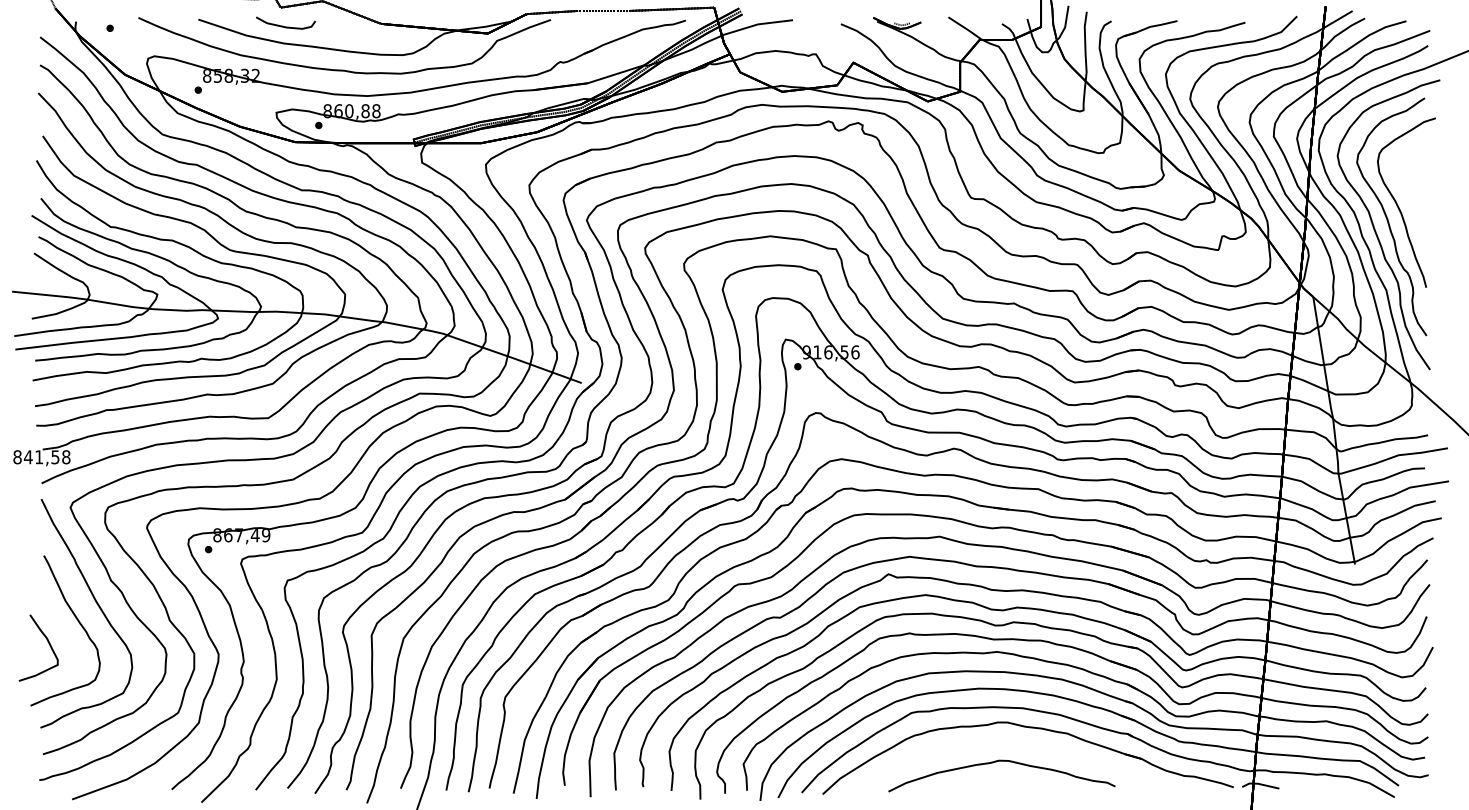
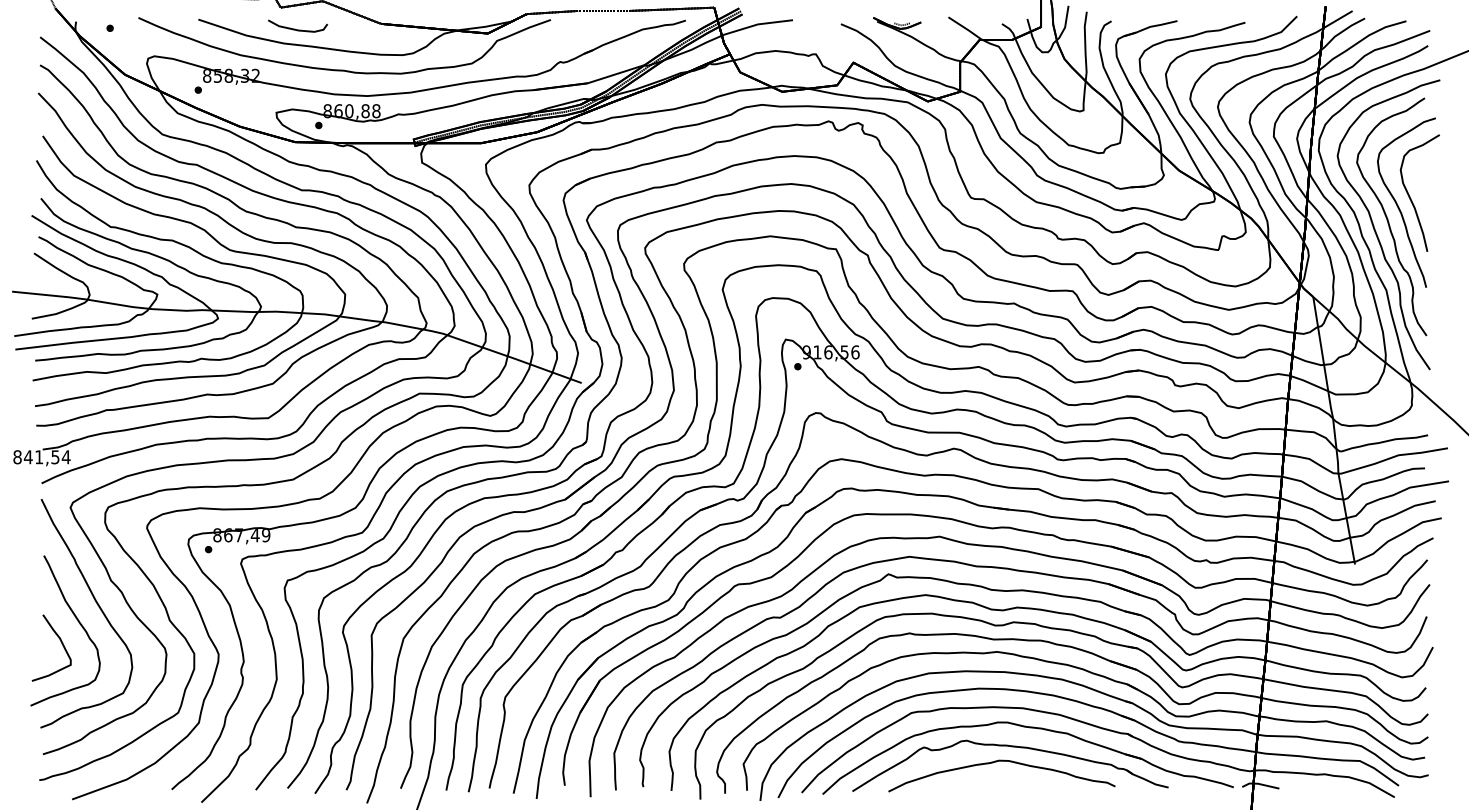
curve position: (286, 26) -> (298, 29) (298, 29)
curve: none -> present (1410, 196)
text: 841,58 -> 841,54 (65, 457)
curve position: (48, 643) -> (61, 643) (61, 643)
part: none -> present (1011, 747)
